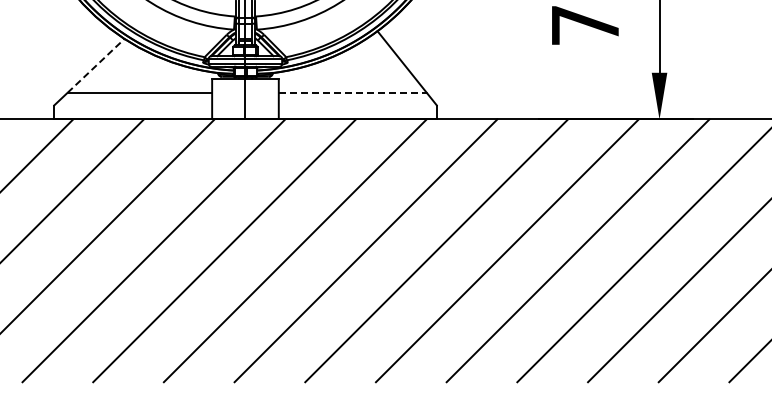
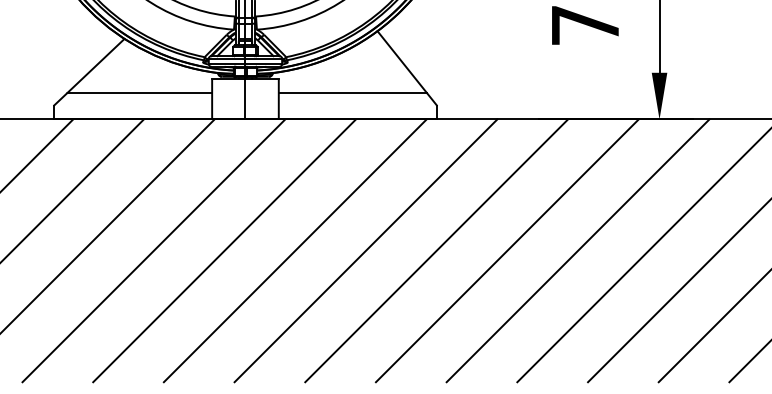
line: dashed -> solid (96, 65)
line: dashed -> solid (352, 92)
